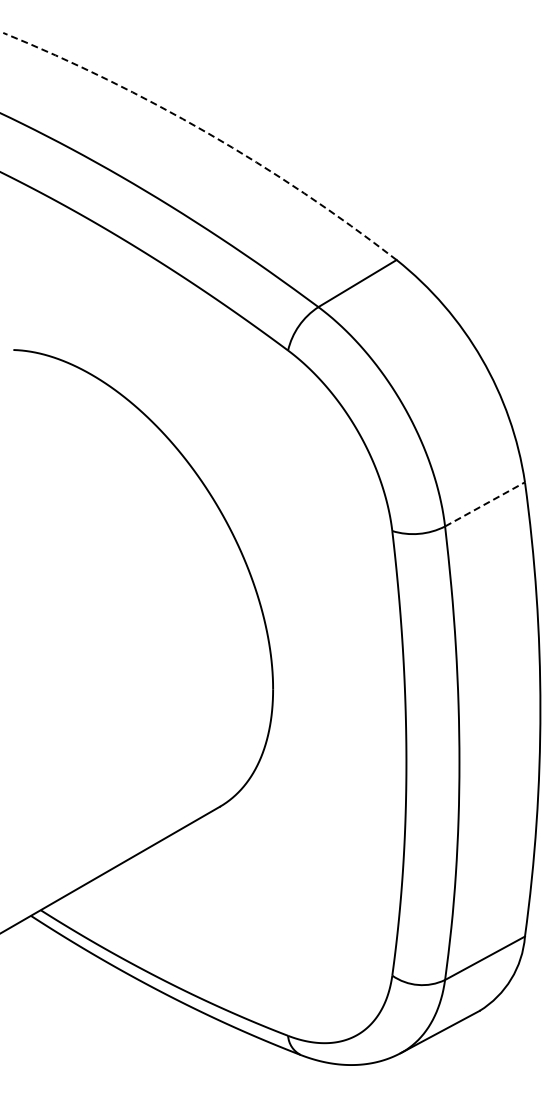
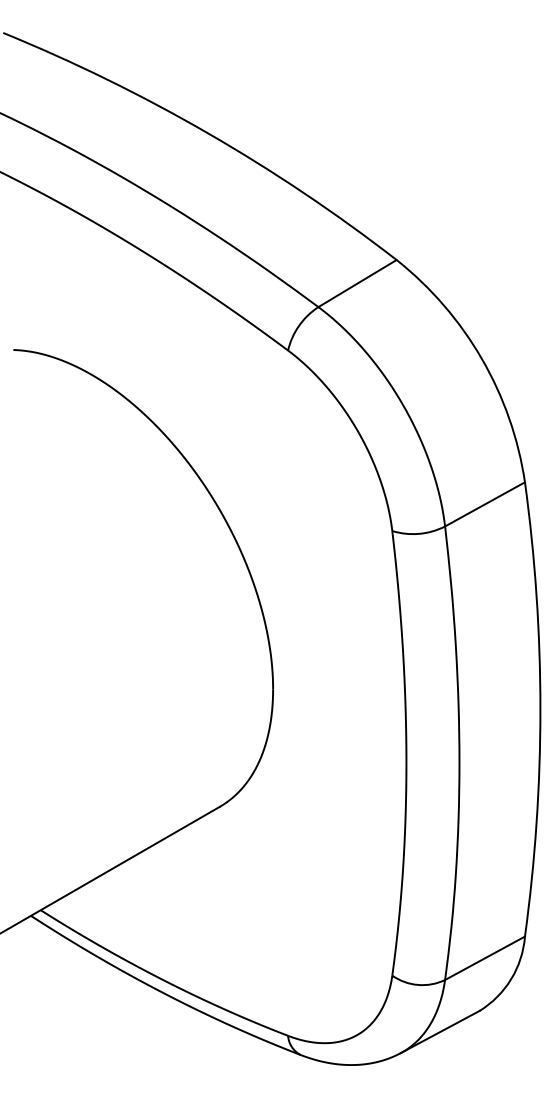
arc: dashed -> solid (207, 133)
line: dashed -> solid (485, 504)
